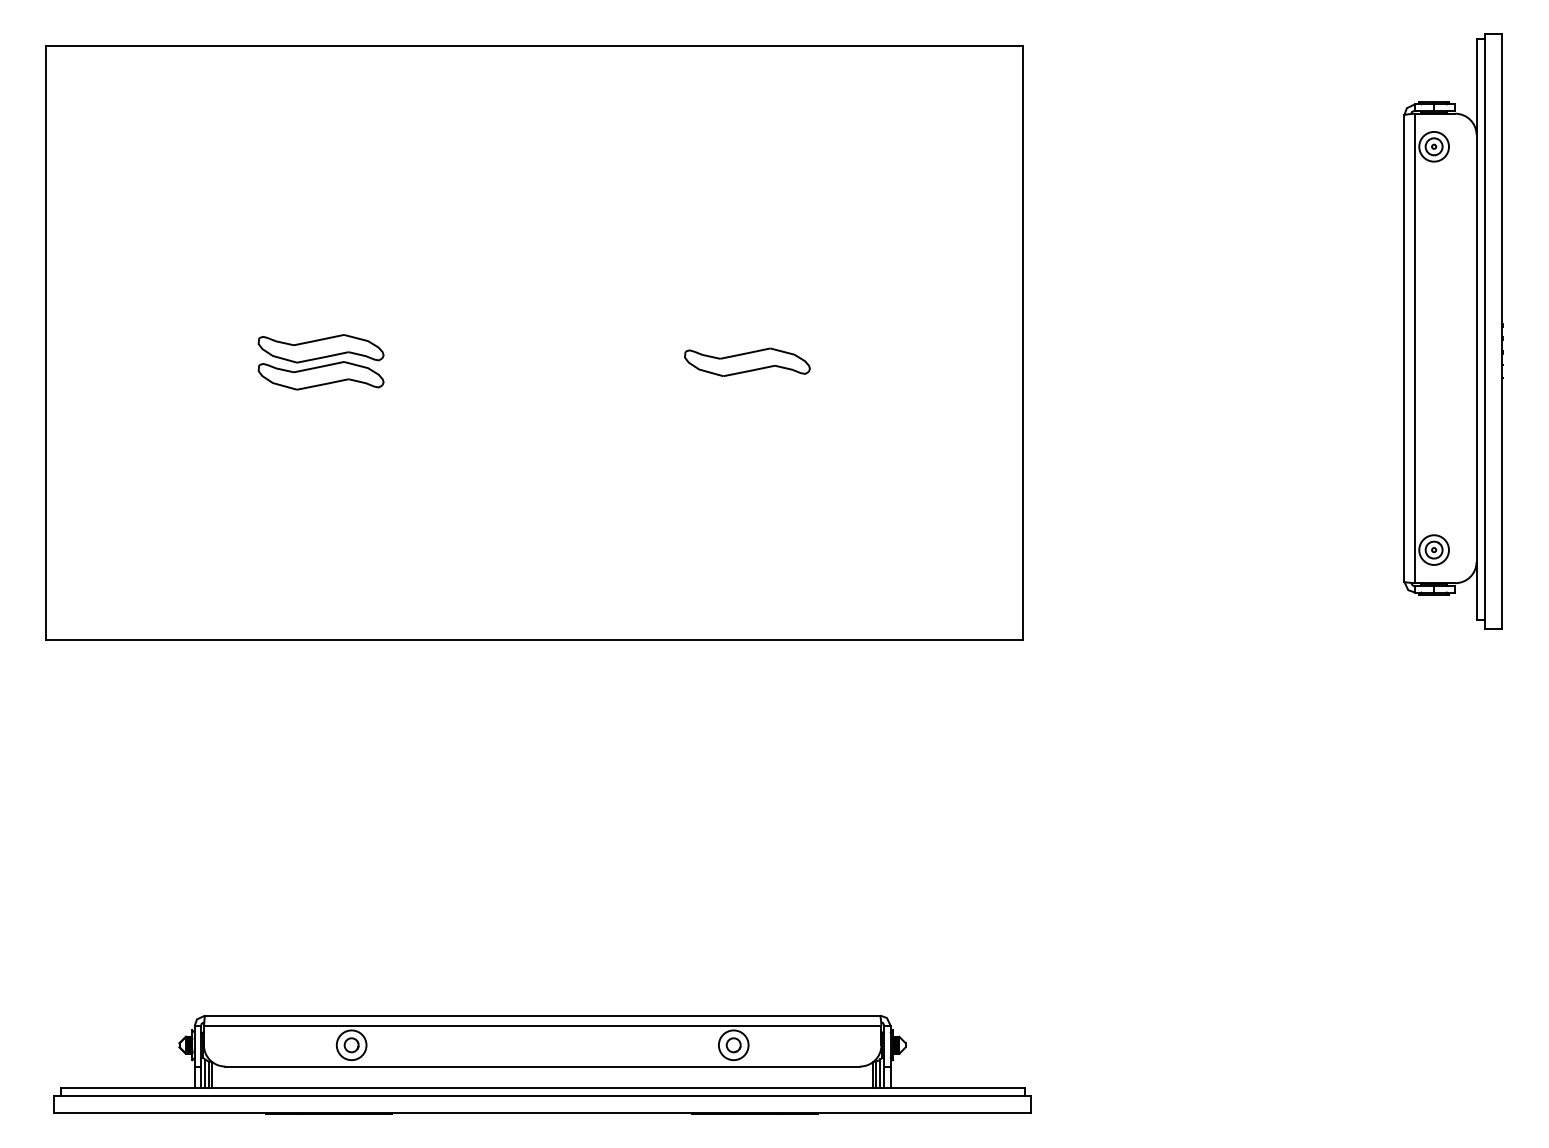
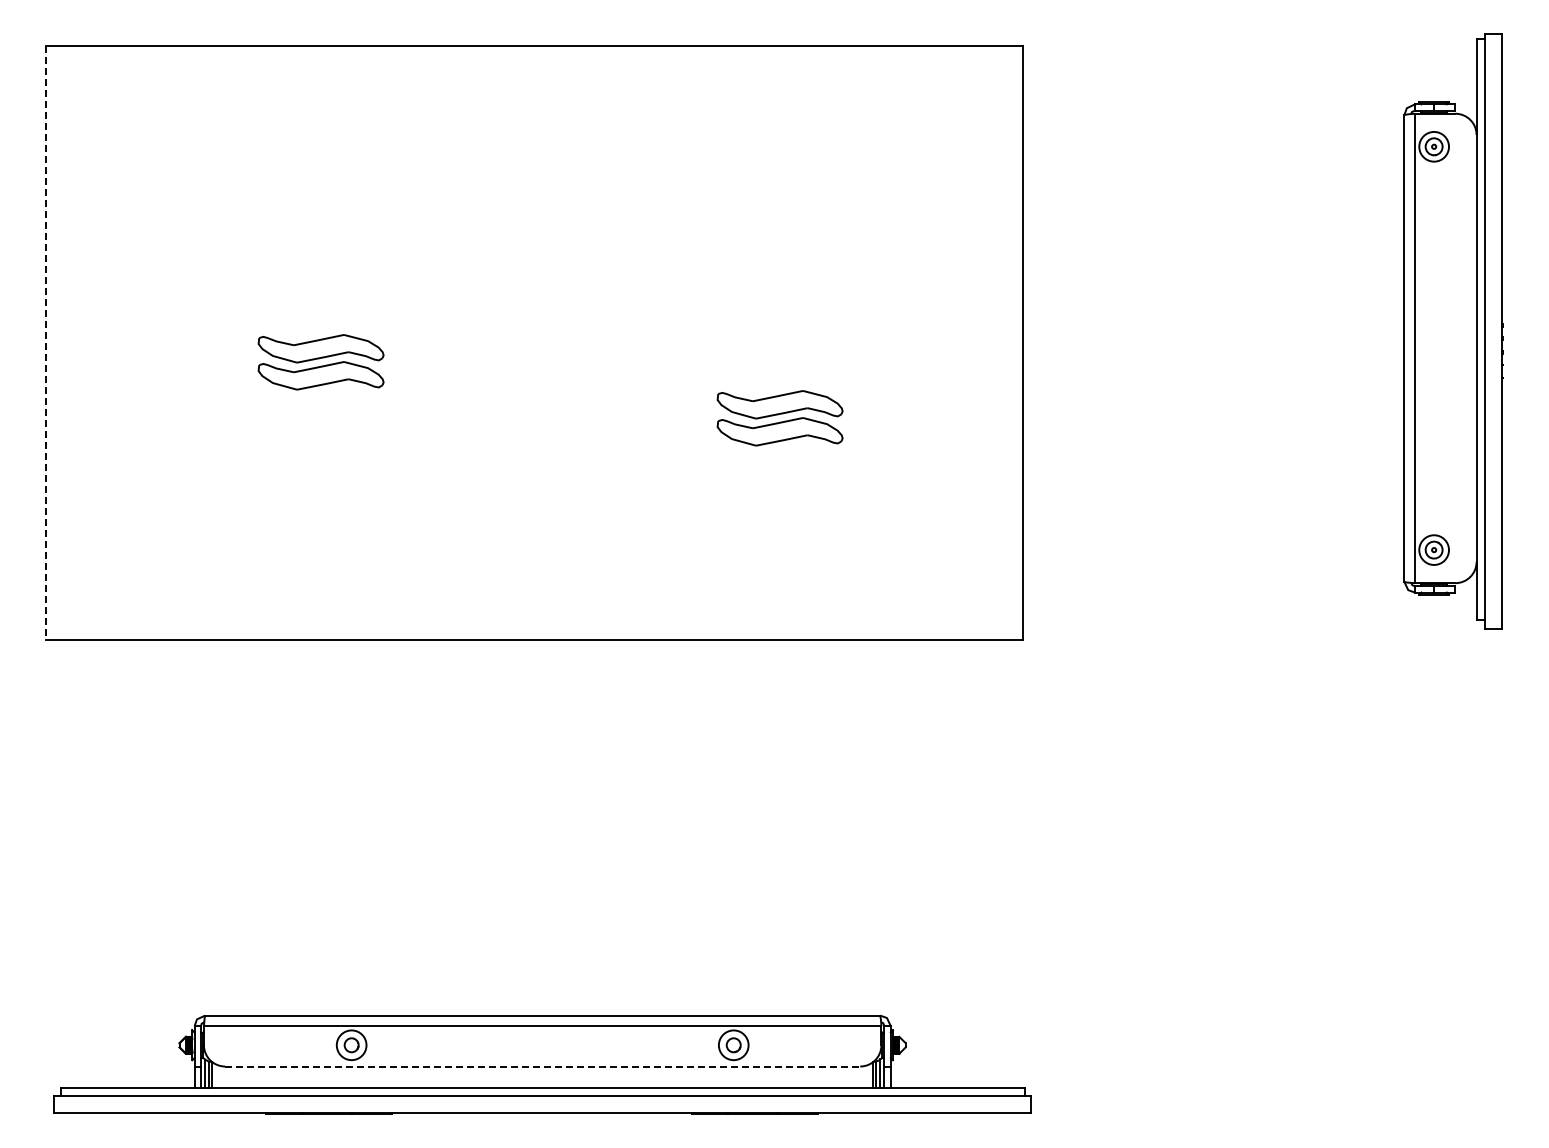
line: solid -> dashed (46, 343)
part: present -> none (747, 361)
part: none -> present (779, 418)
line: solid -> dashed (542, 1066)
